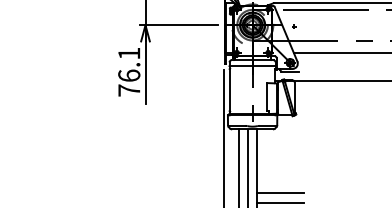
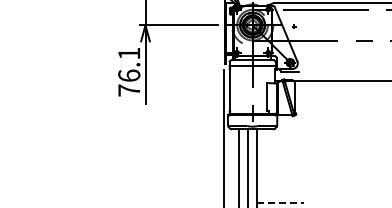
line: present -> none (341, 53)
line: present -> none (279, 192)
line: solid -> dashed (280, 203)
